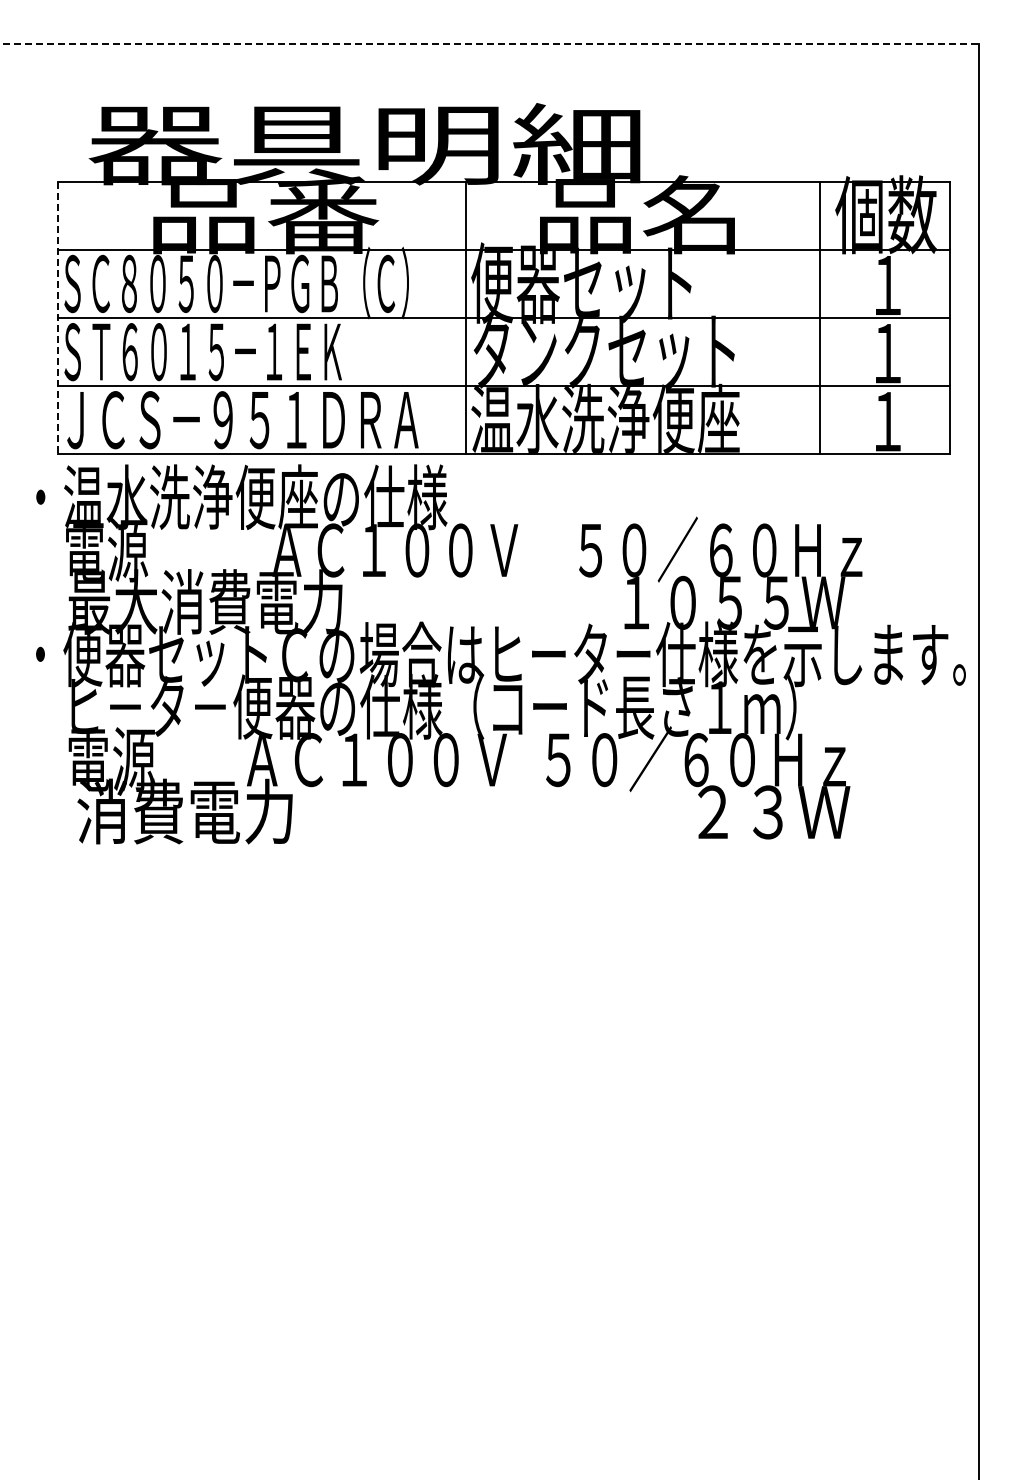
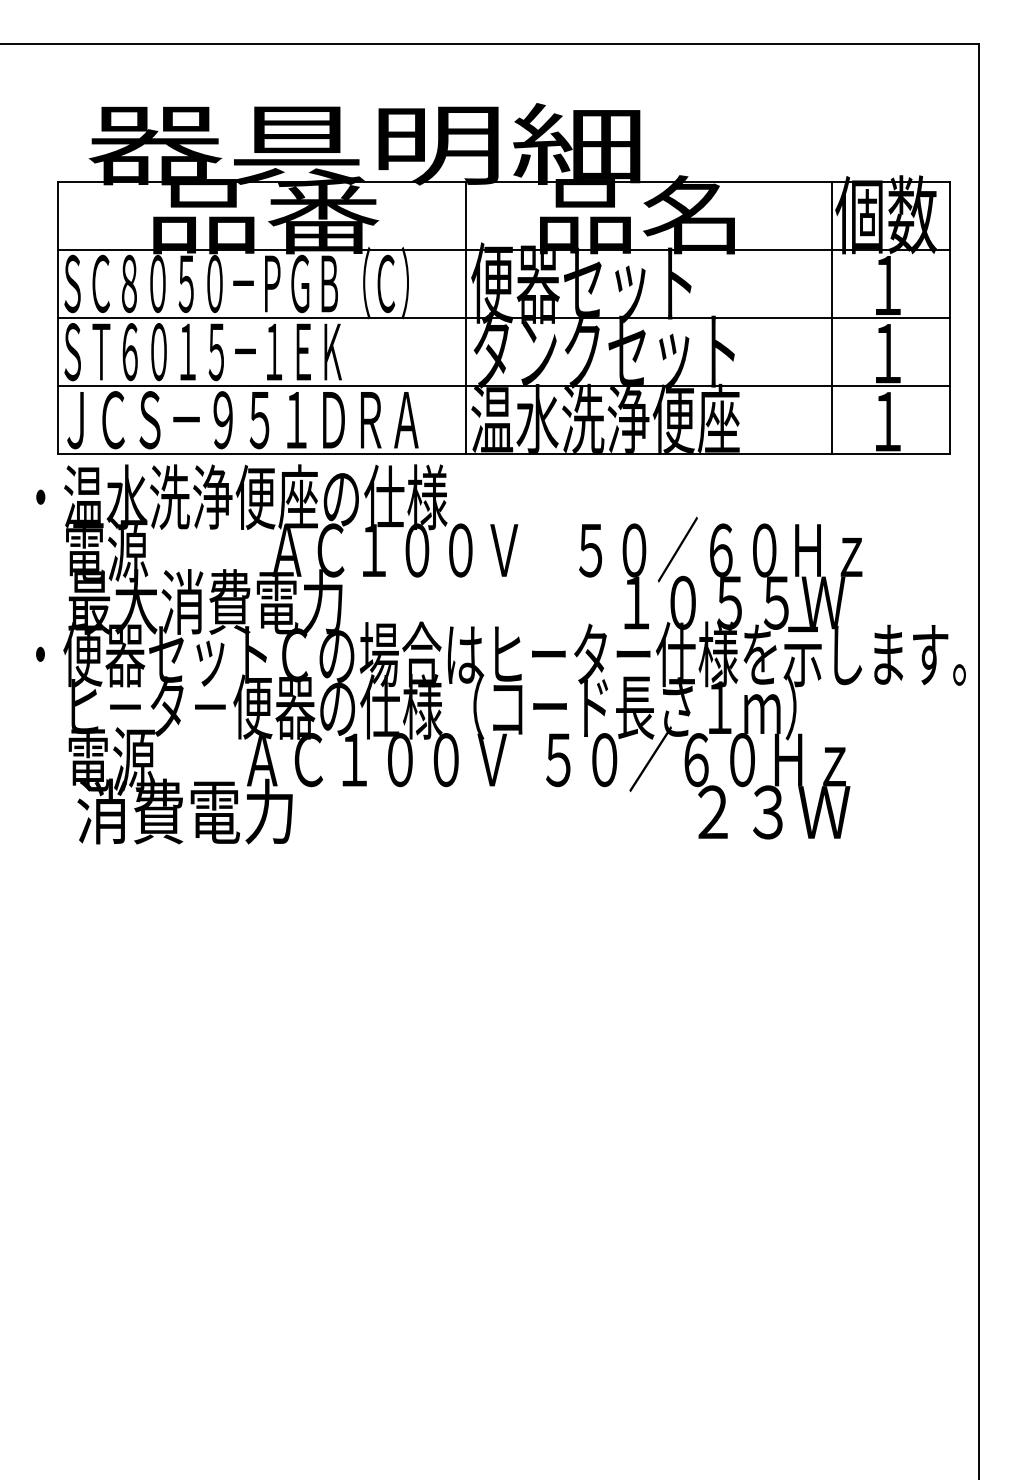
line: dashed -> solid (489, 44)
line position: (820, 317) -> (832, 317) (832, 317)
line: dashed -> solid (58, 318)
